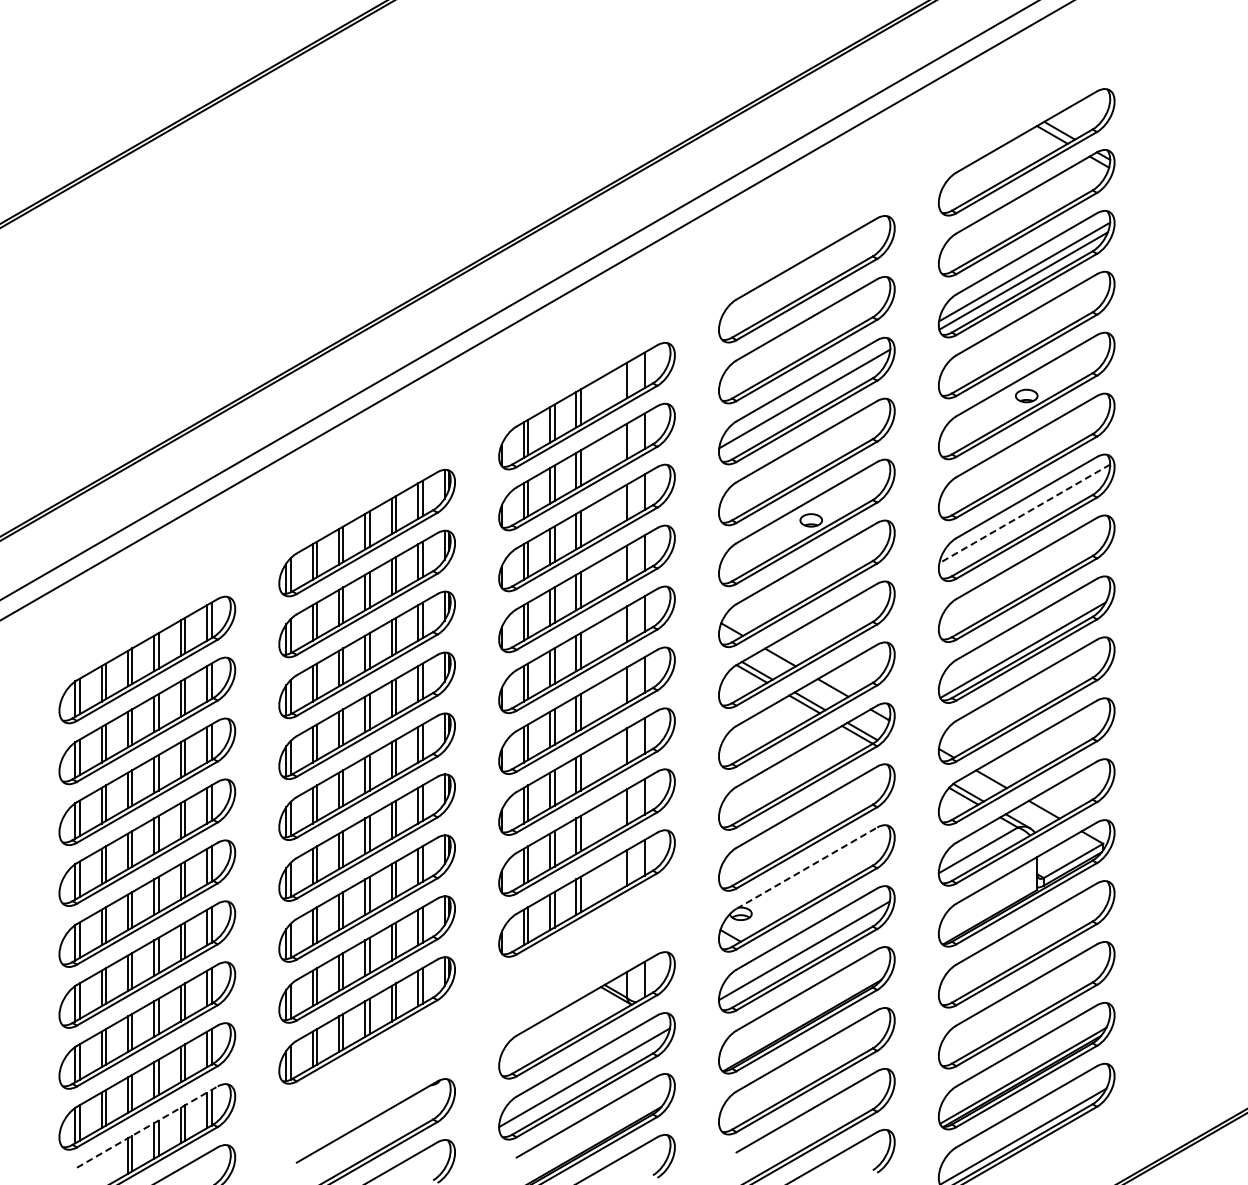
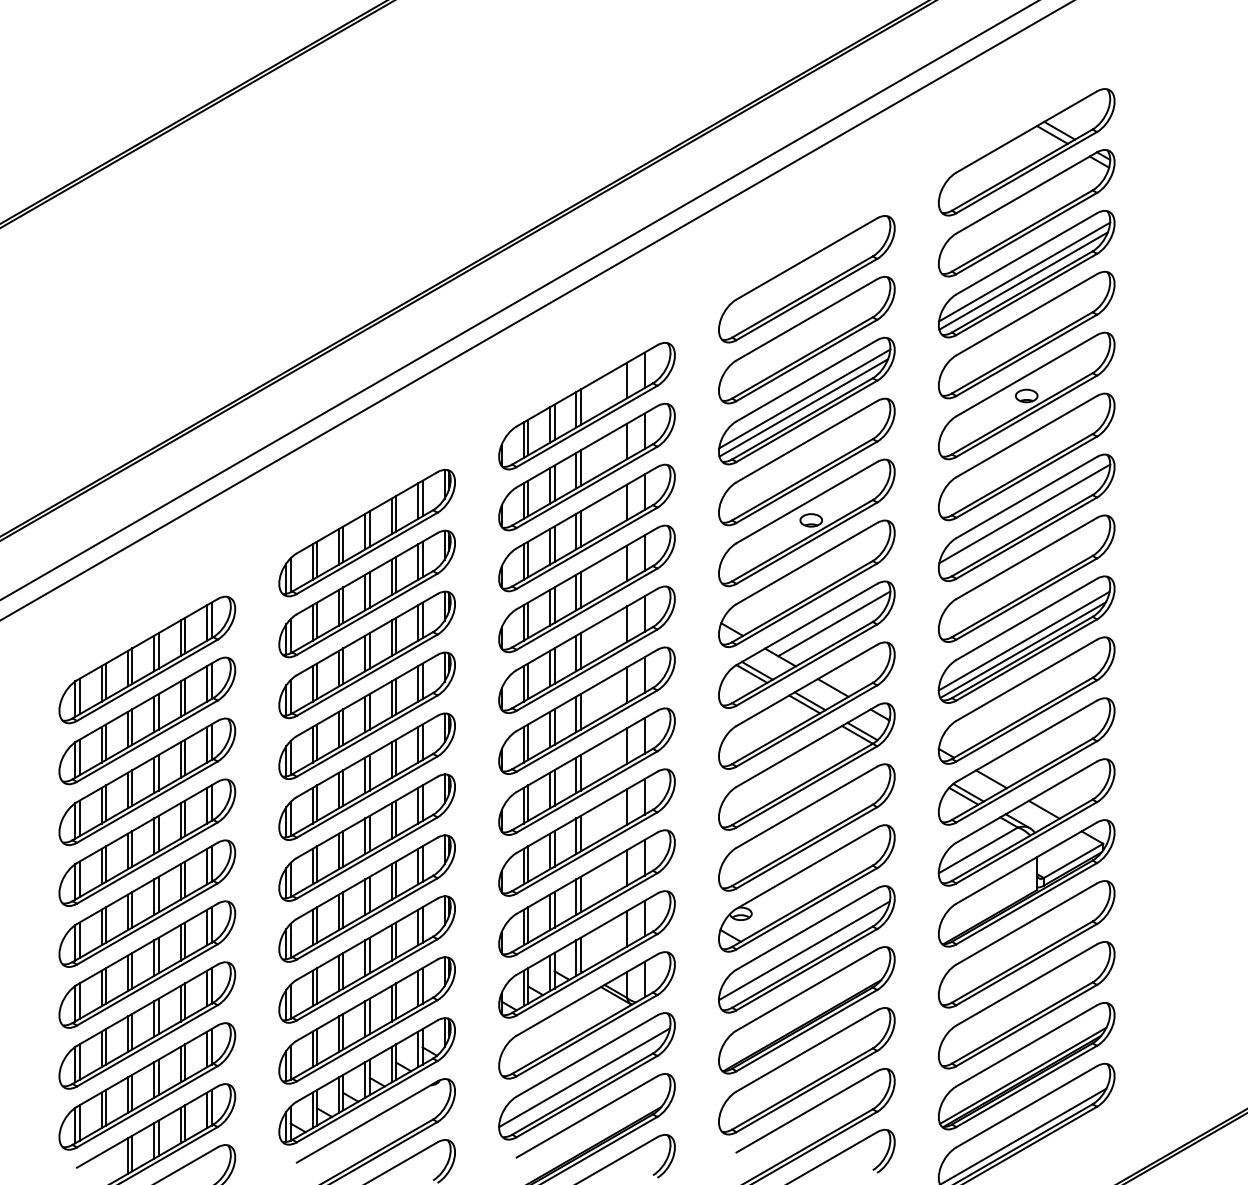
line: none -> present (803, 407)
line: dashed -> solid (1024, 513)
line: none -> present (834, 623)
line: none -> present (1023, 640)
line: dashed -> solid (807, 867)
part: none -> present (586, 954)
part: none -> present (366, 1081)
line: dashed -> solid (147, 1126)
